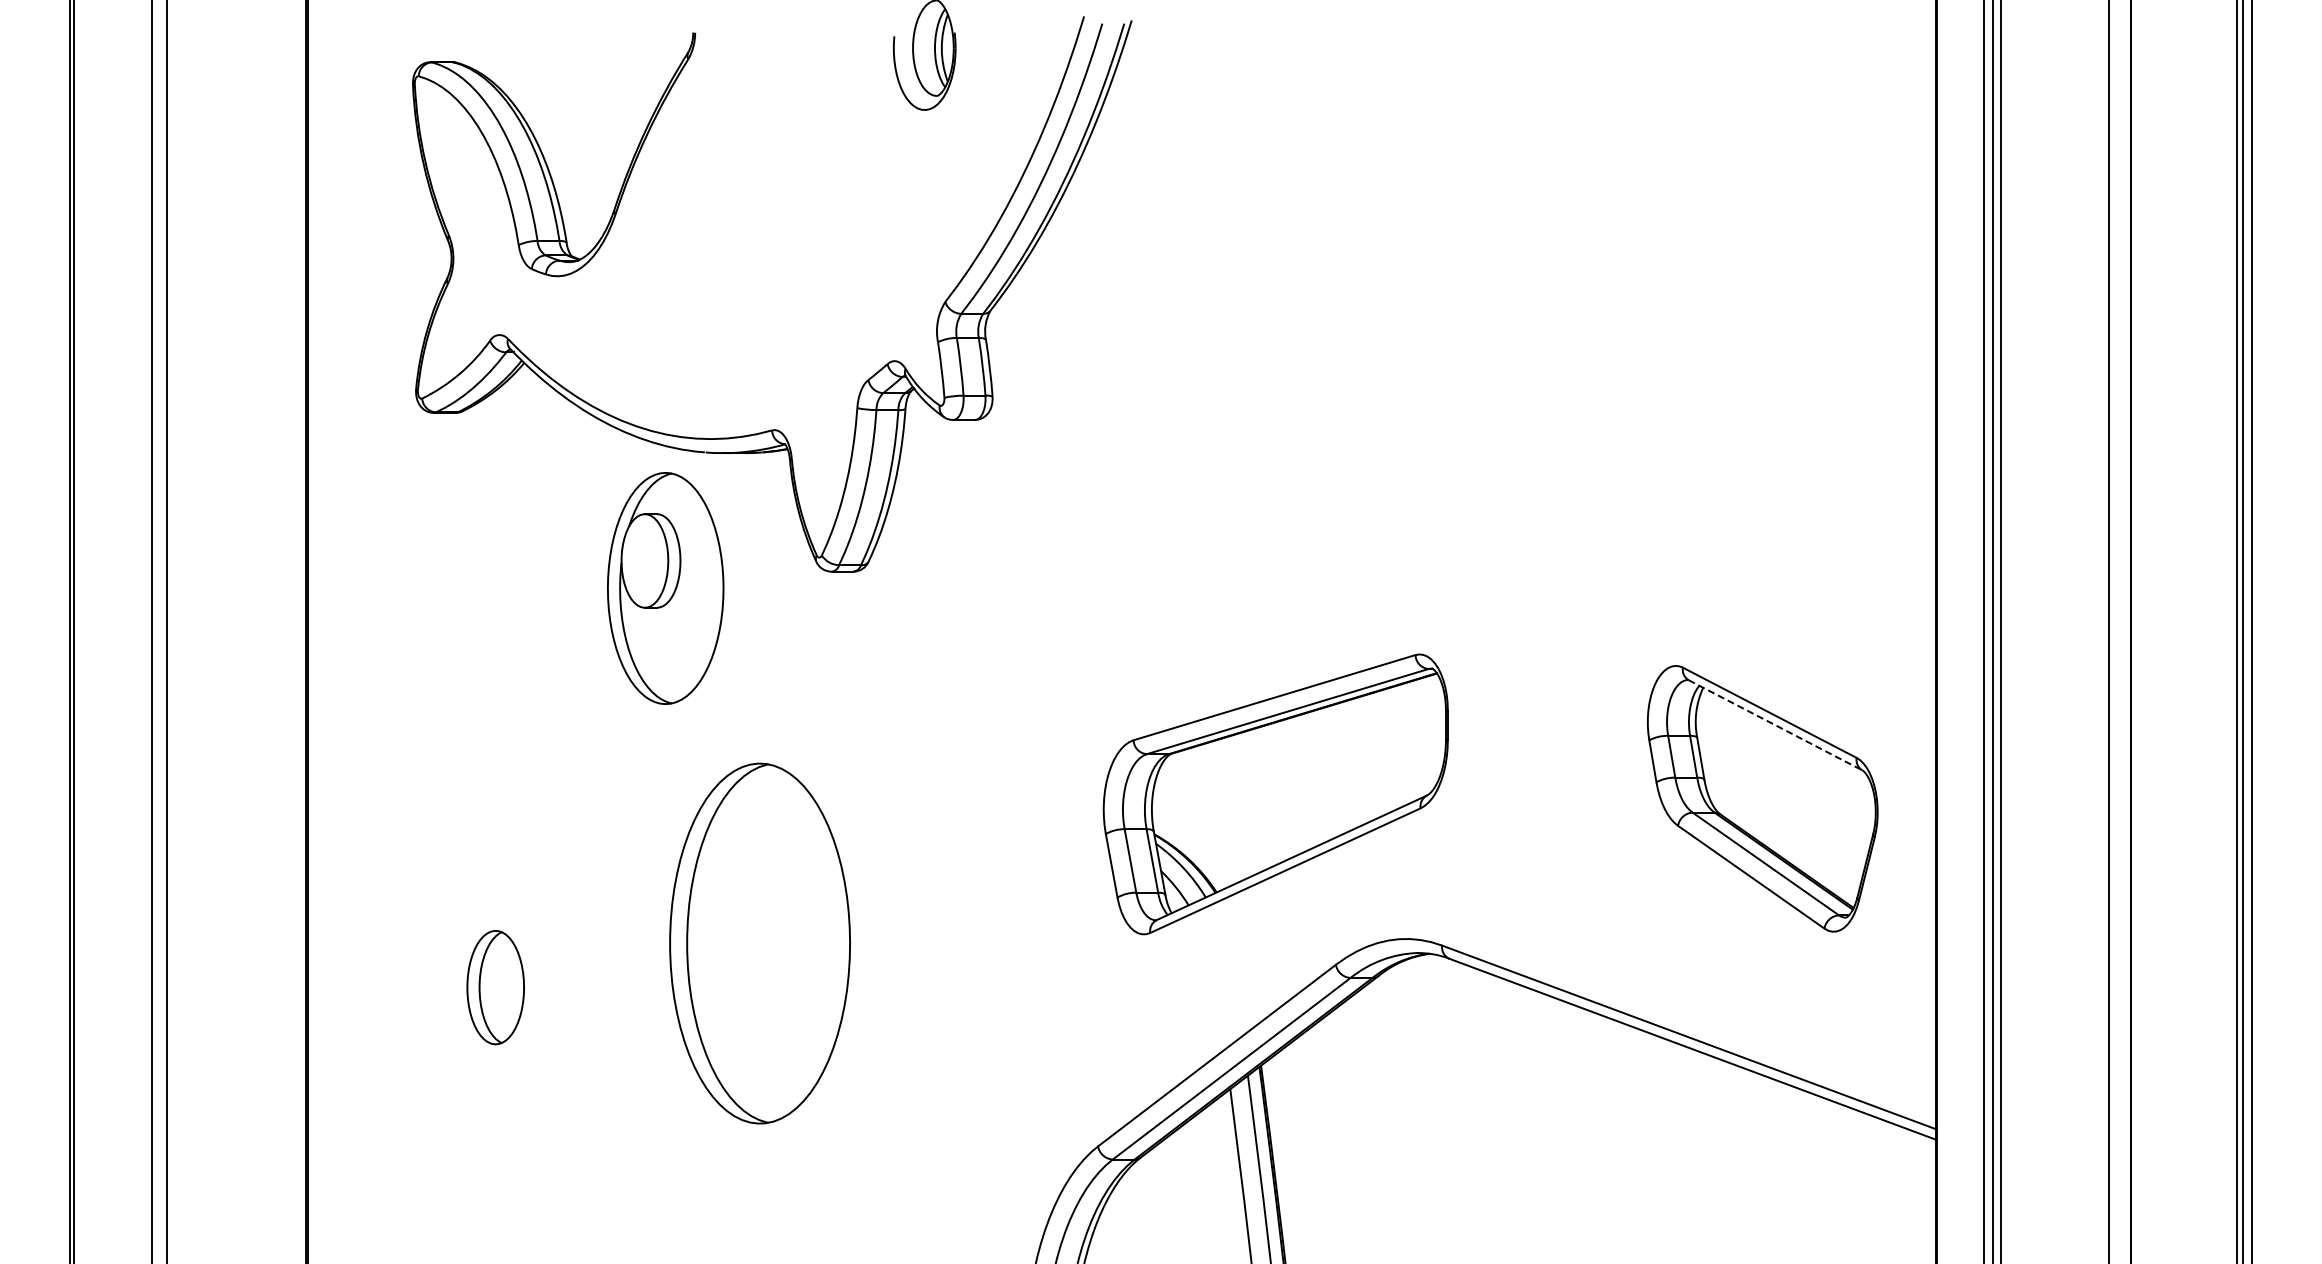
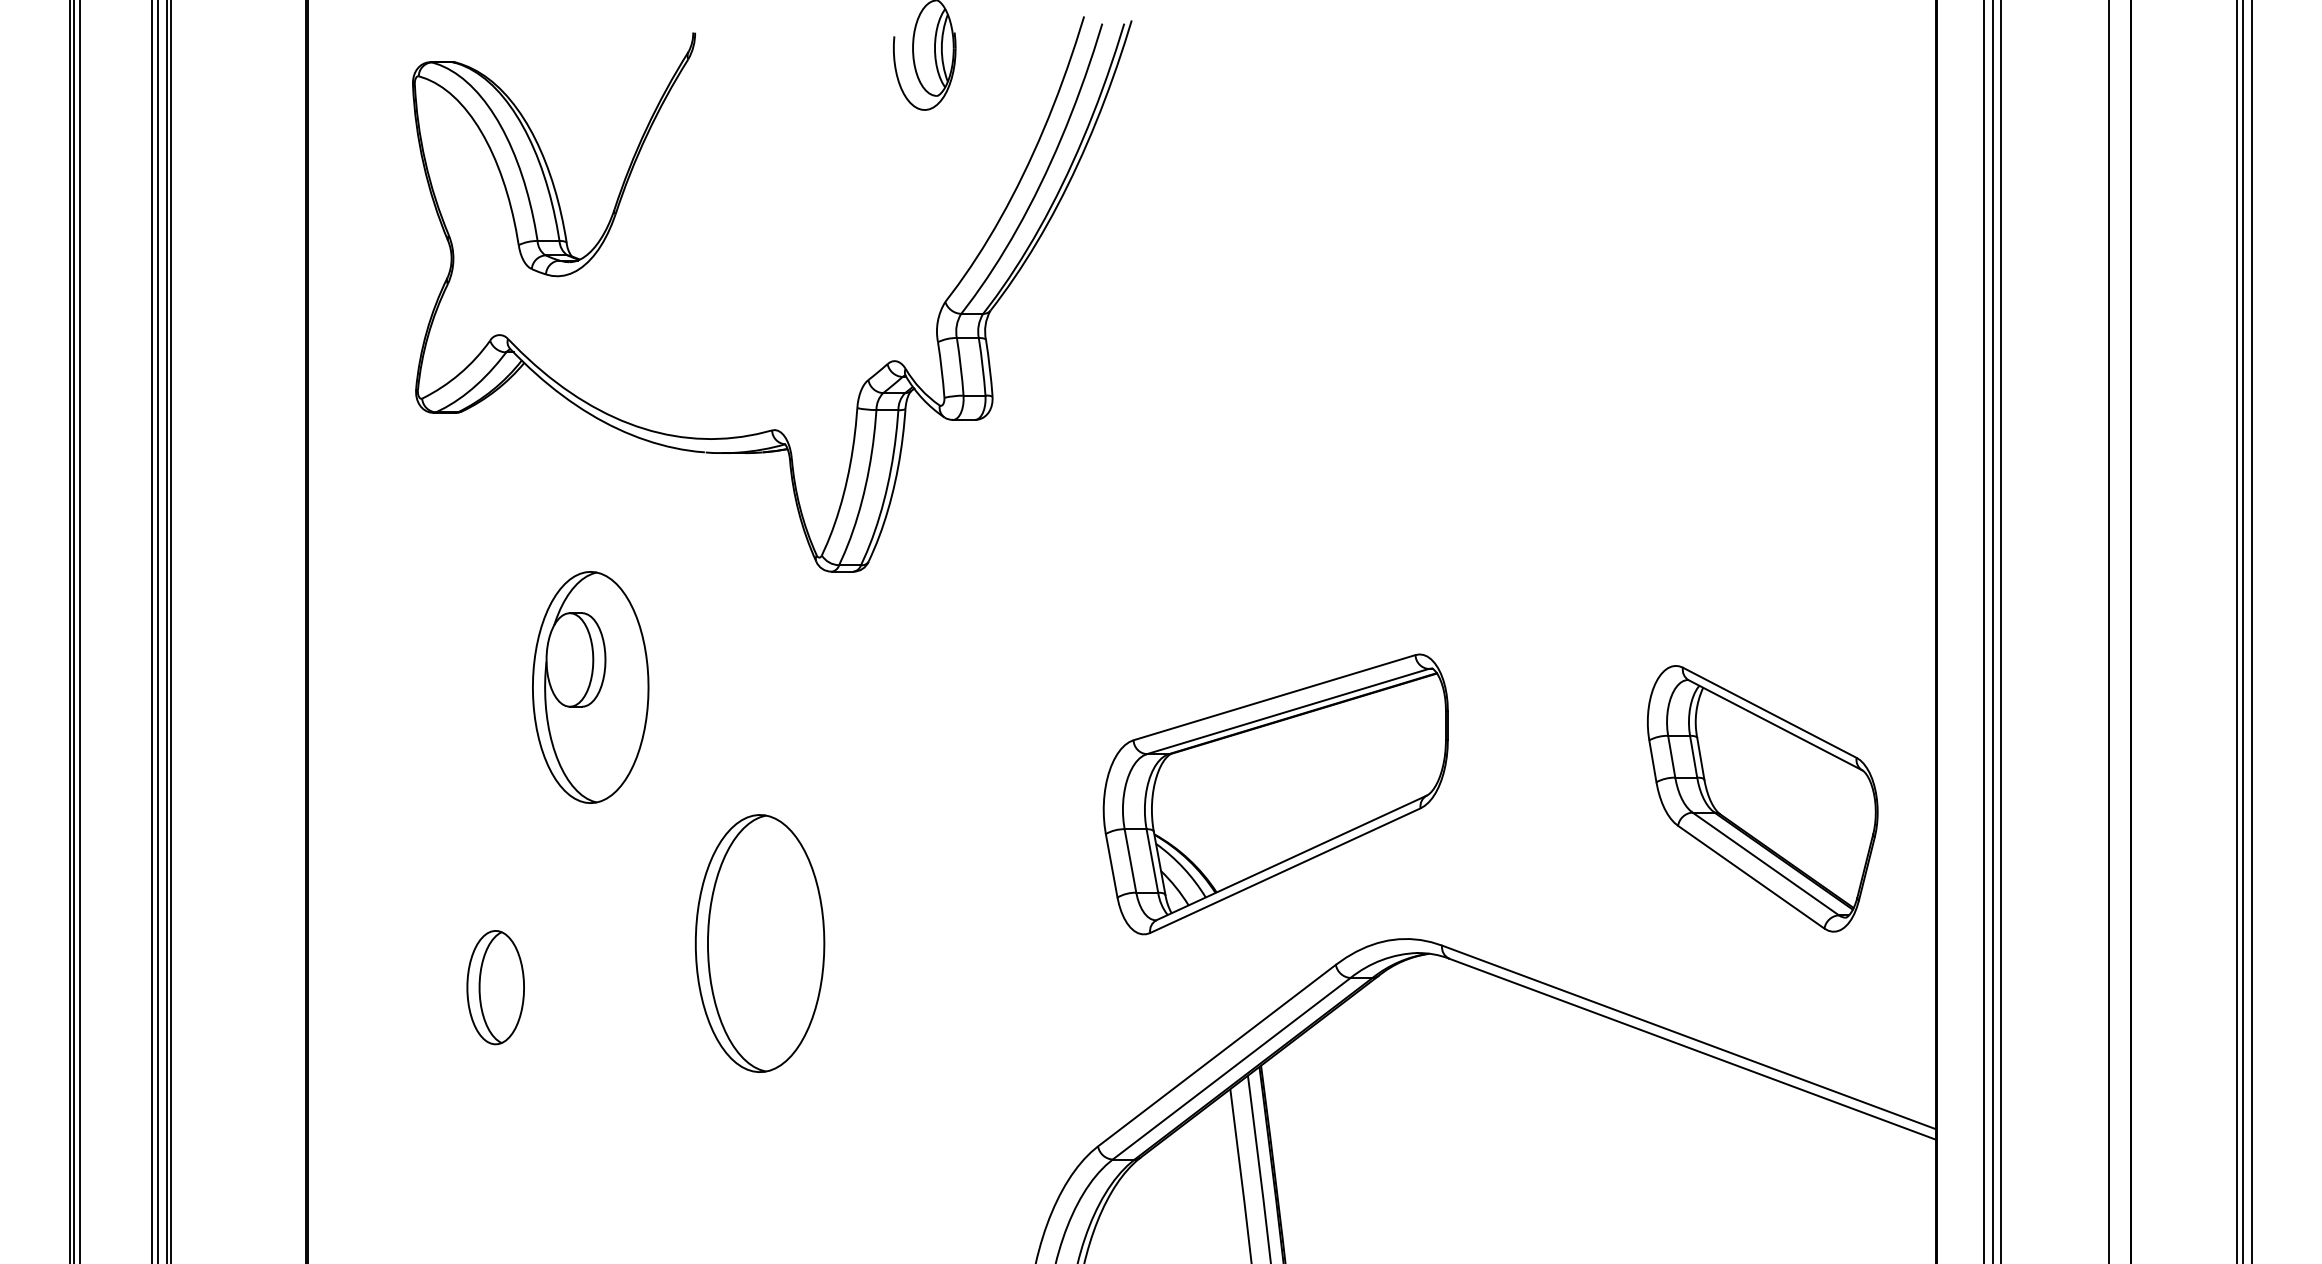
part position: (665, 588) -> (590, 687) (590, 687)
line: none -> present (79, 631)
line: none -> present (157, 631)
line: none -> present (171, 631)
line: dashed -> solid (1775, 725)
part size: 182x363 px -> 132x259 px (759, 943)
